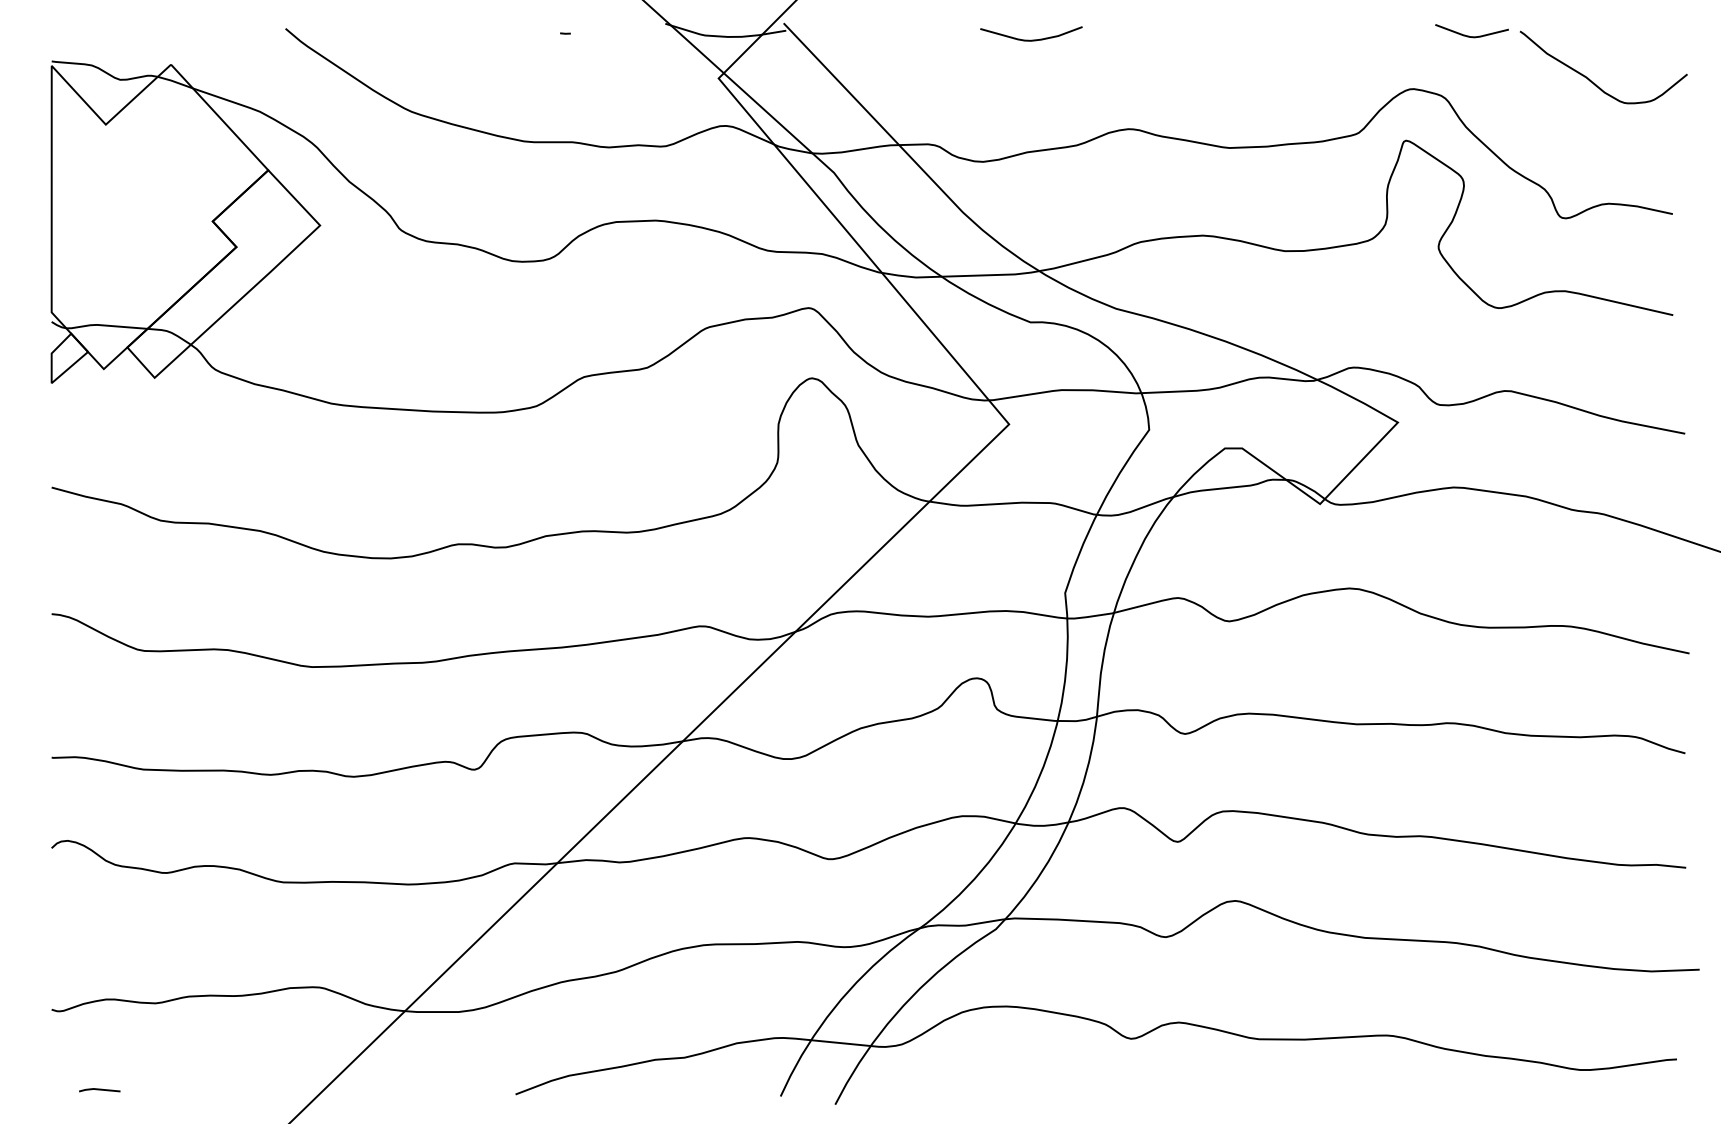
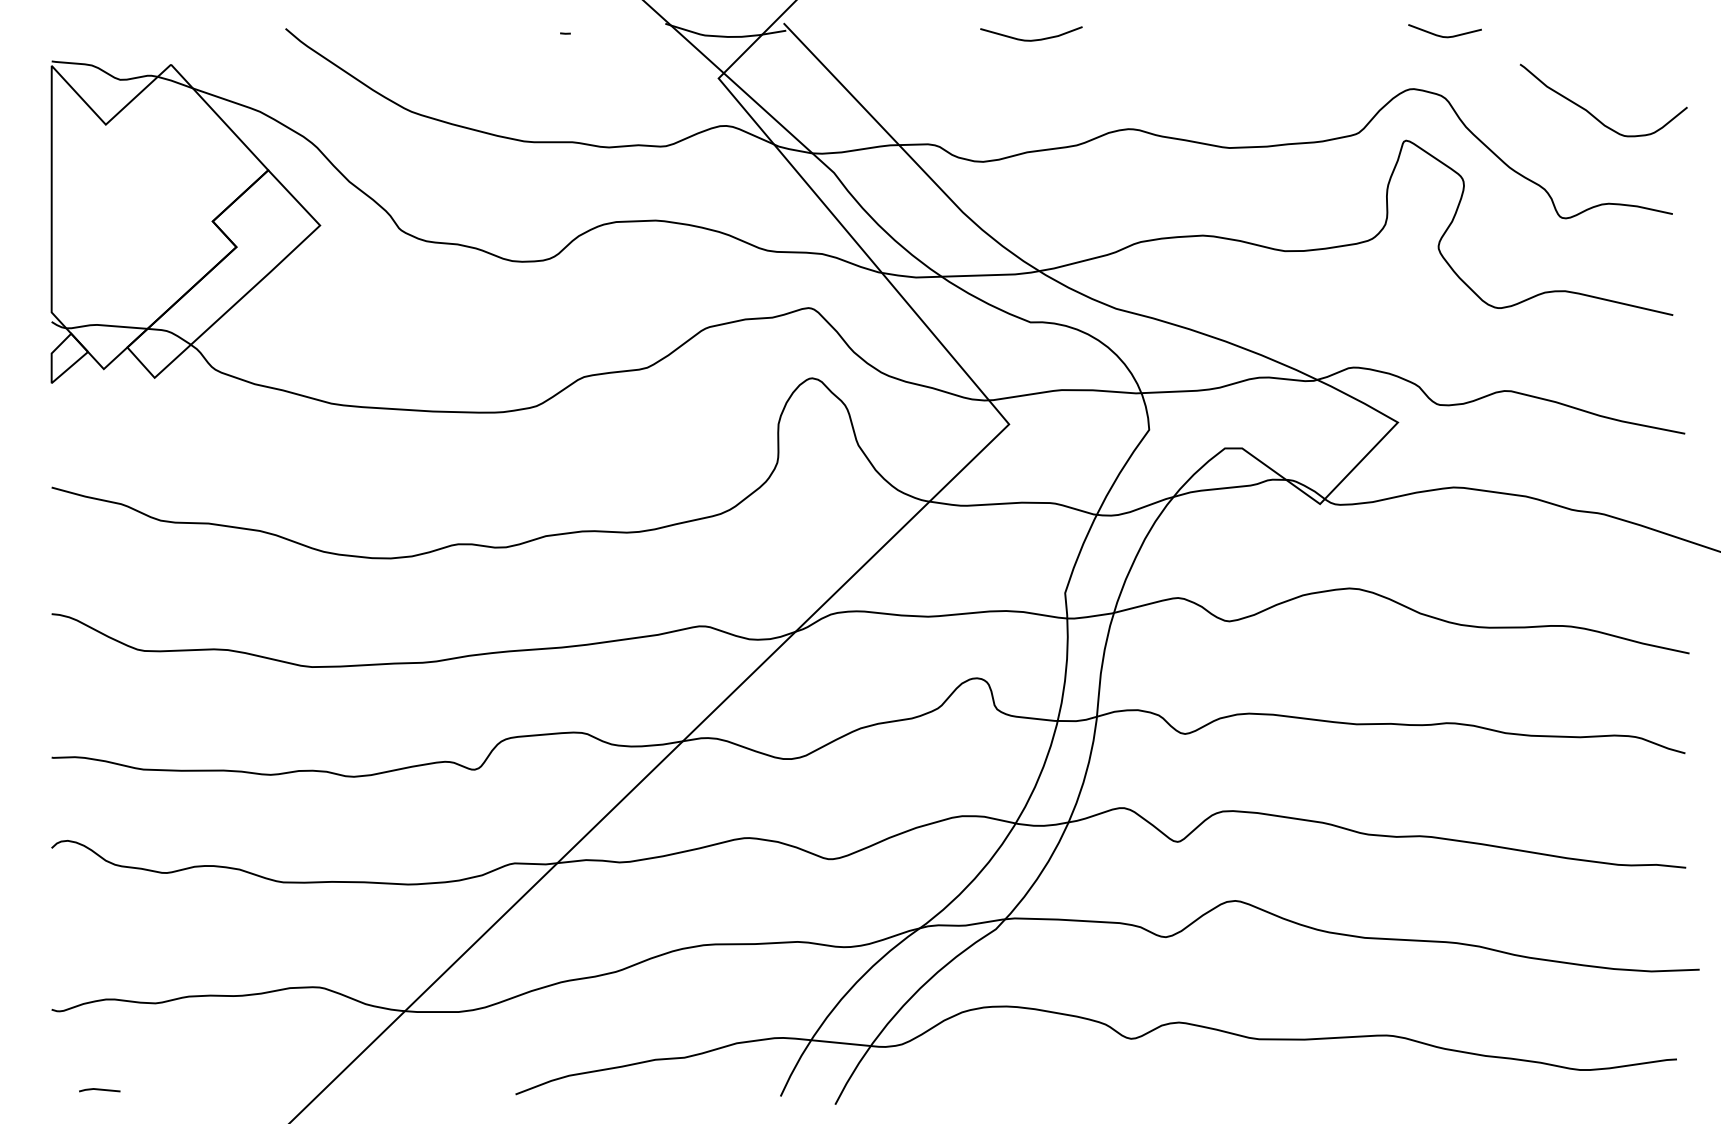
curve position: (1469, 35) -> (1442, 35) (1442, 35)
curve position: (1594, 82) -> (1594, 115) (1594, 115)
